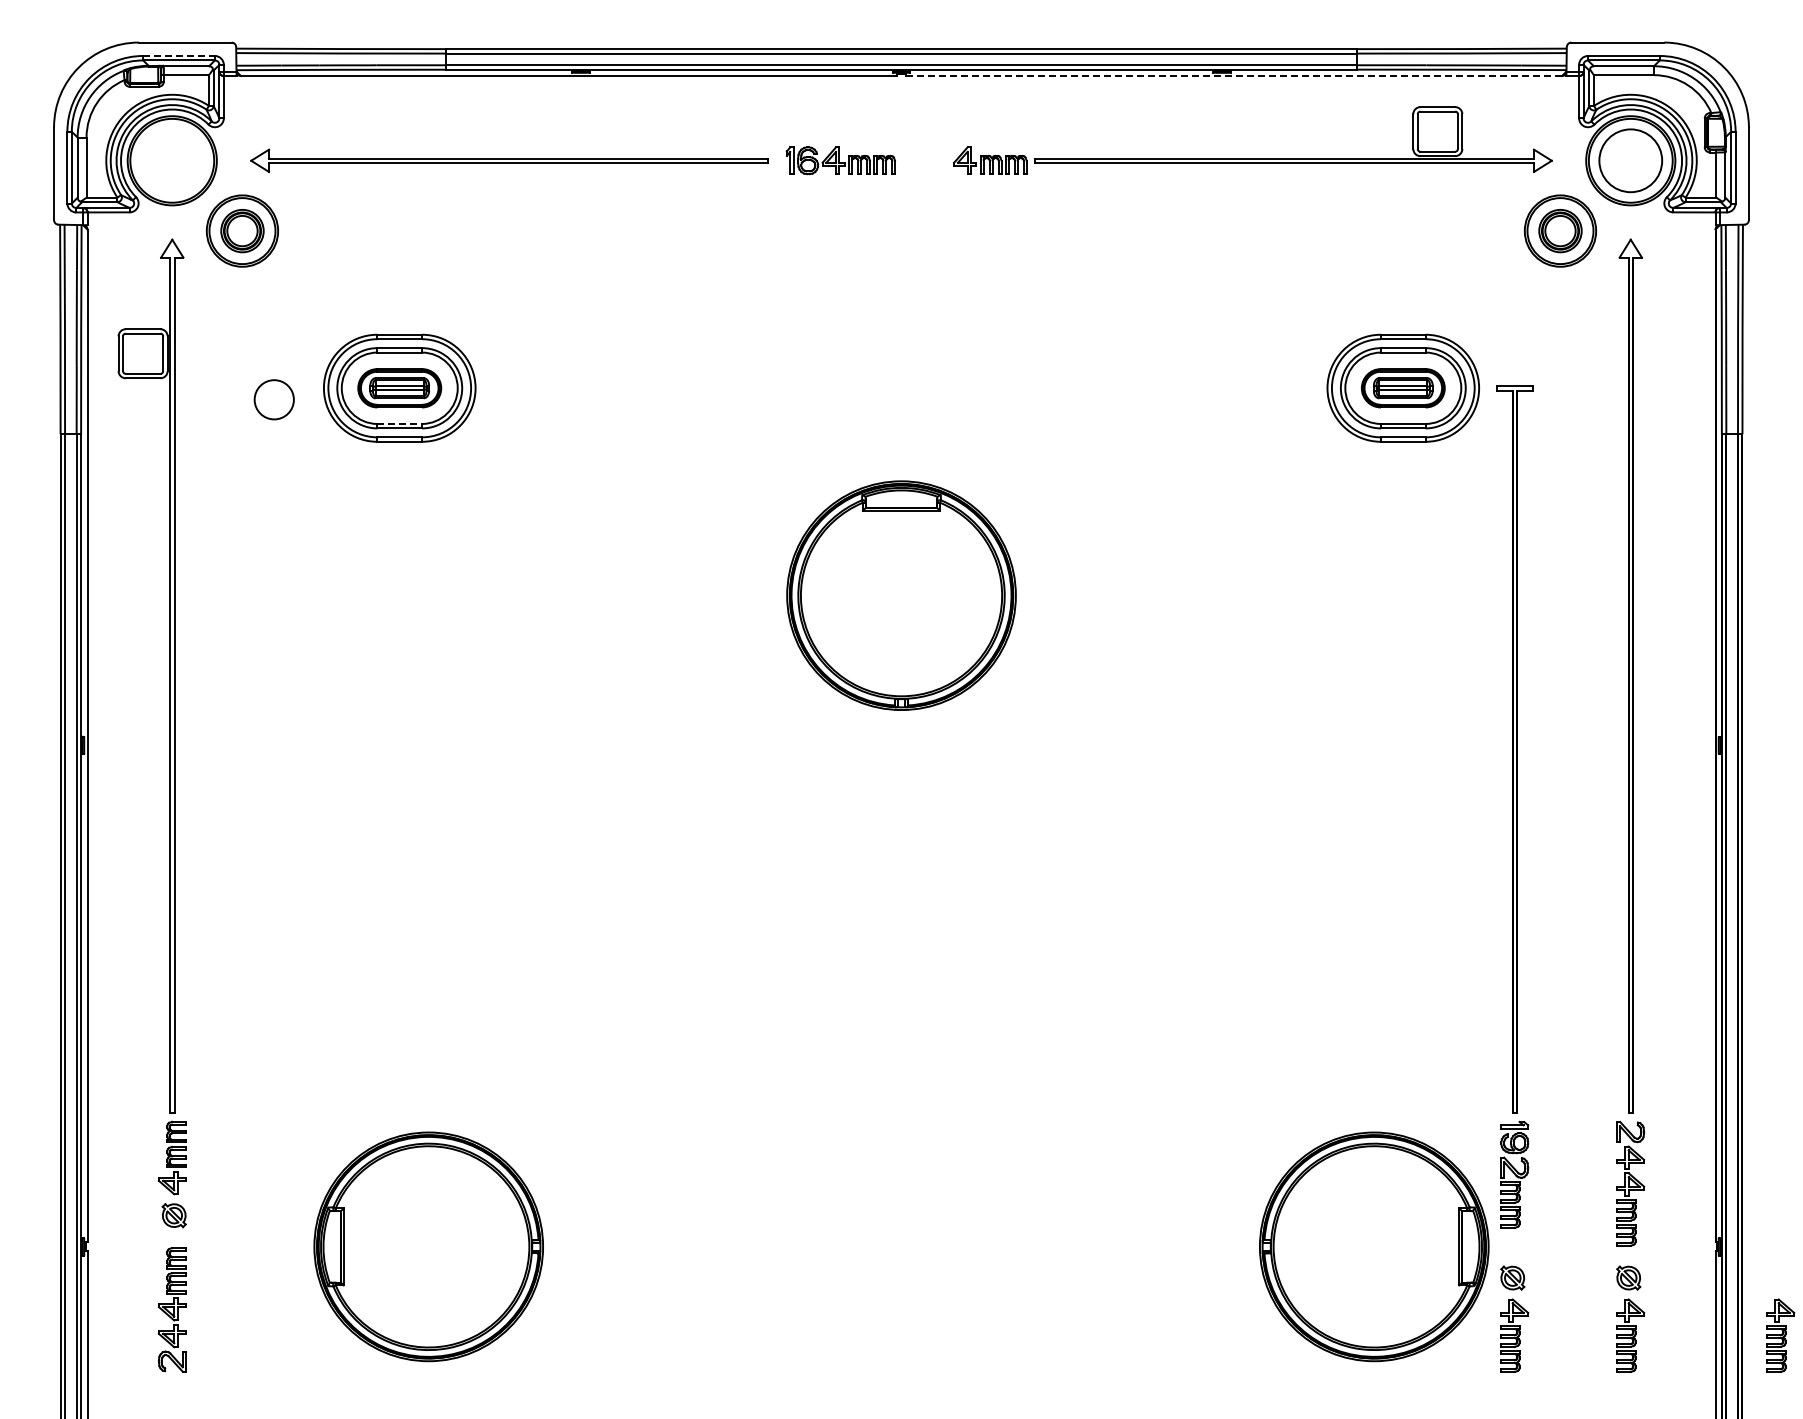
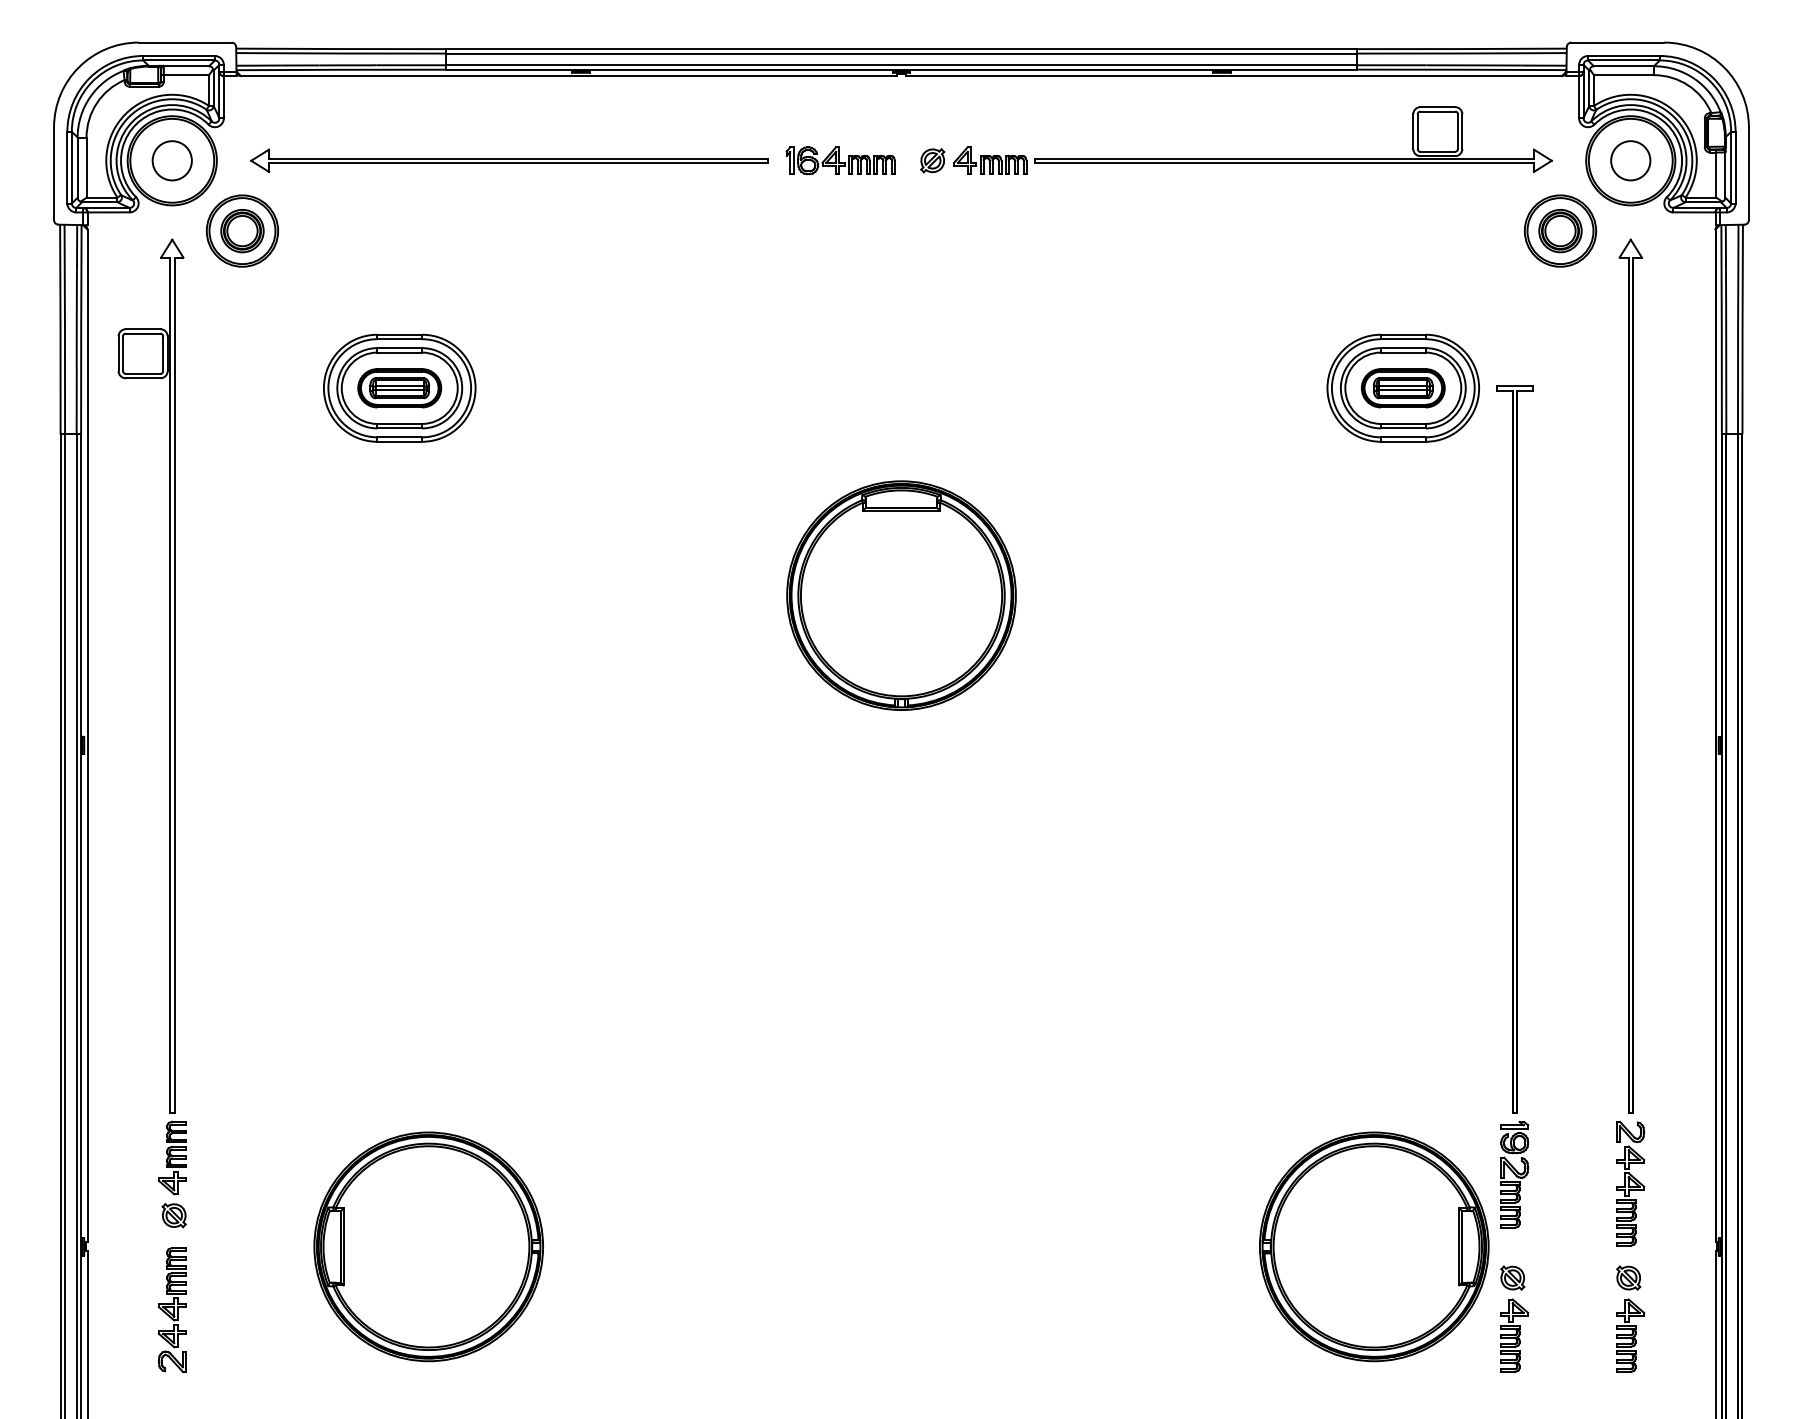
line: dashed -> solid (179, 55)
line: dashed -> solid (1233, 76)
part: none -> present (932, 160)
circle diameter: 63 px -> 39 px (1630, 160)
circle position: (273, 399) -> (171, 160) (171, 160)
line: dashed -> solid (400, 423)
part: present -> none (1780, 1335)
